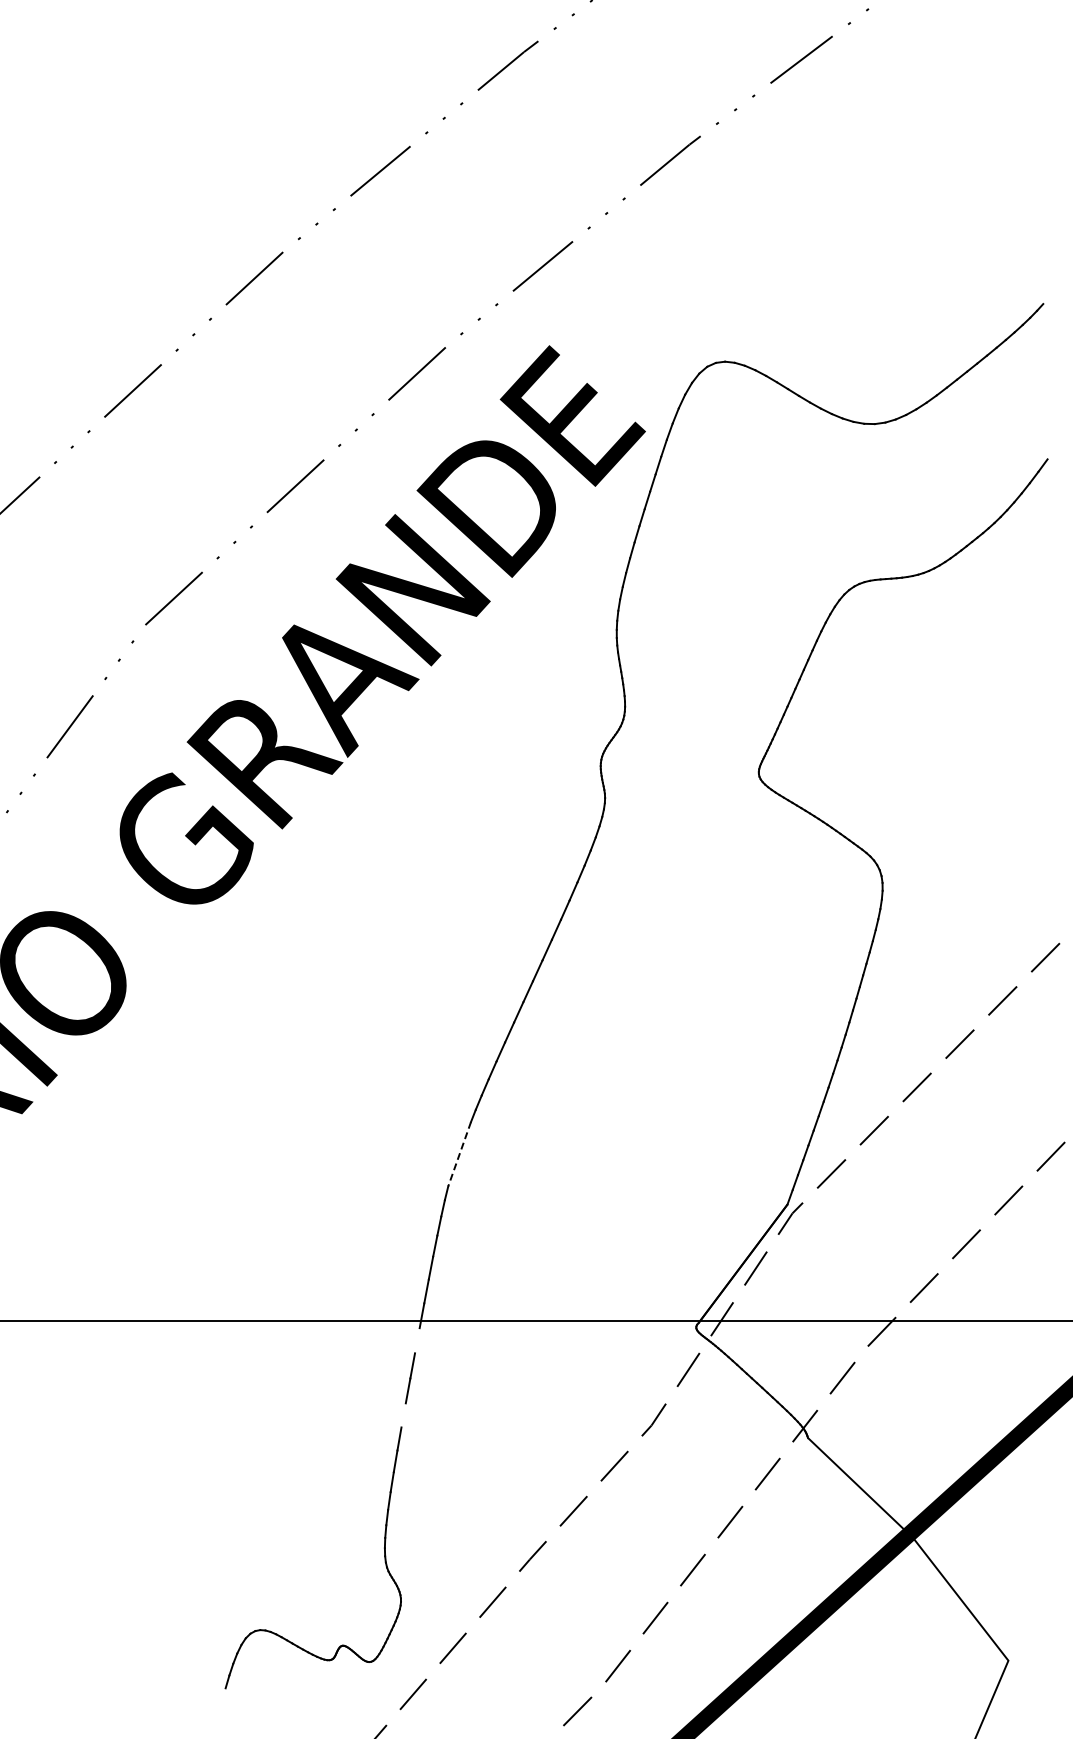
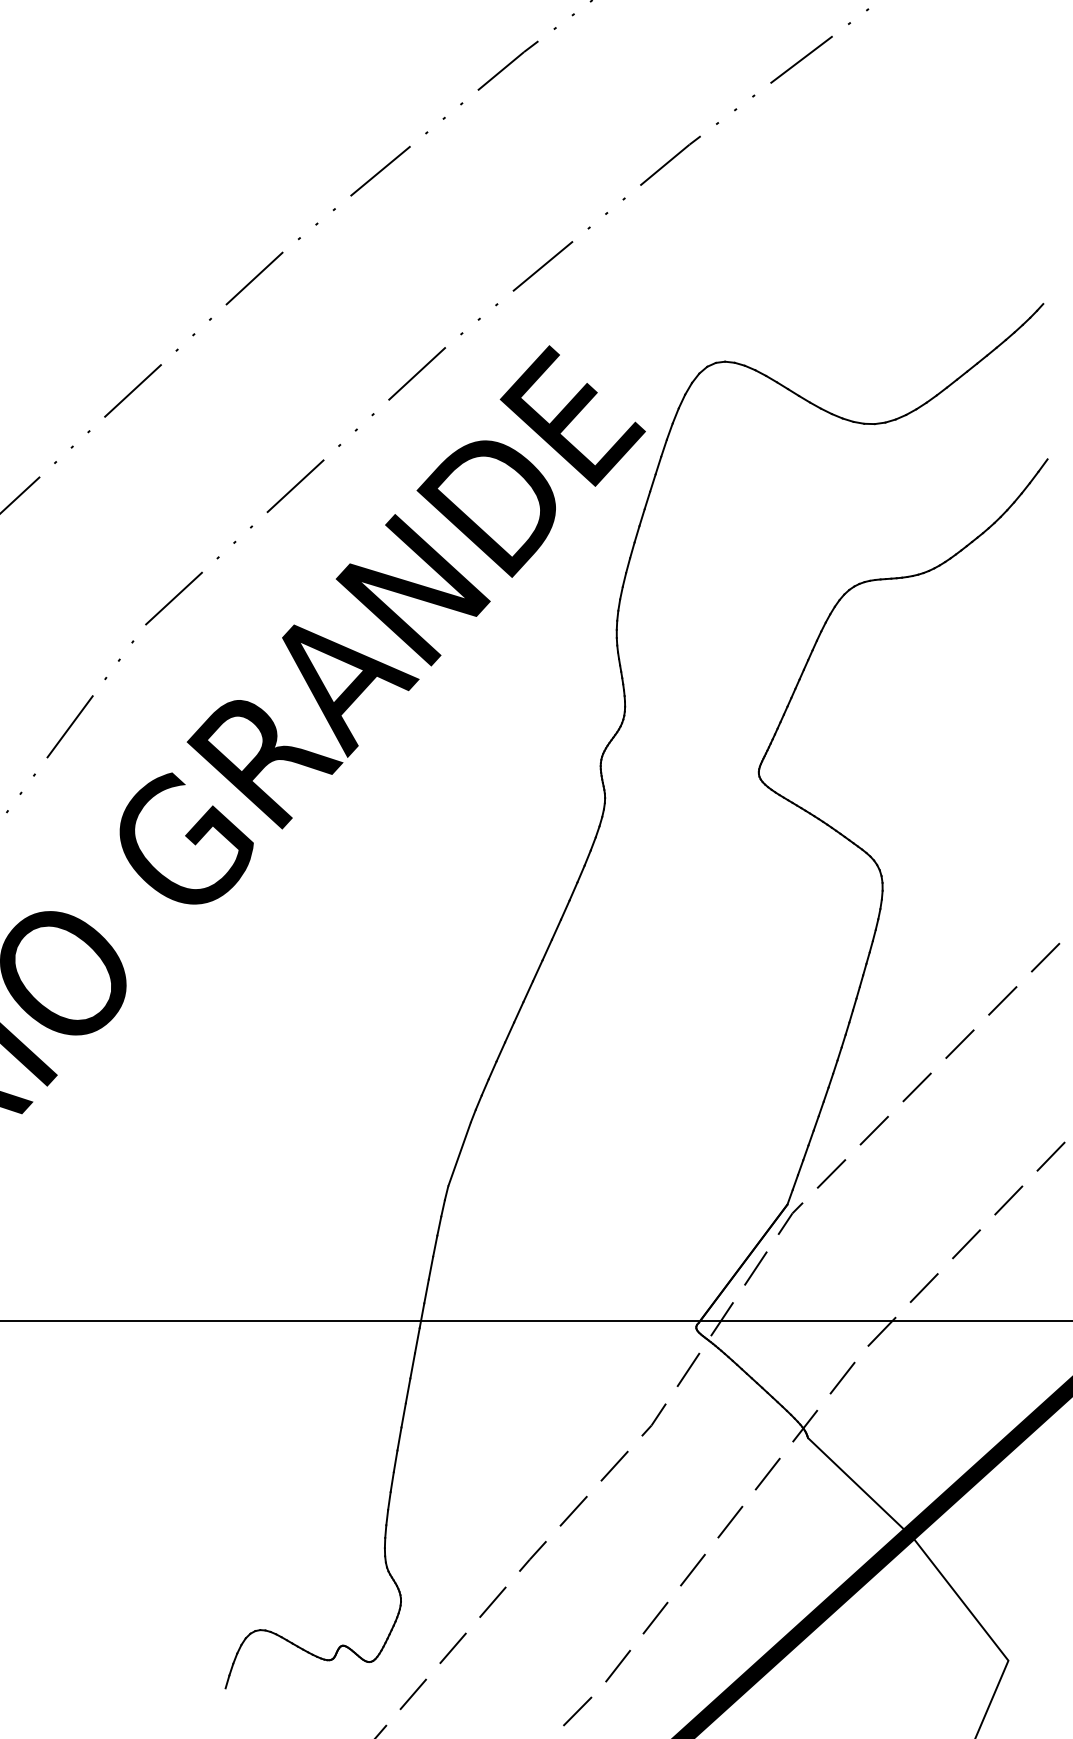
line: dashed -> solid (459, 1154)
line: none -> present (417, 1340)
line: none -> present (403, 1415)
